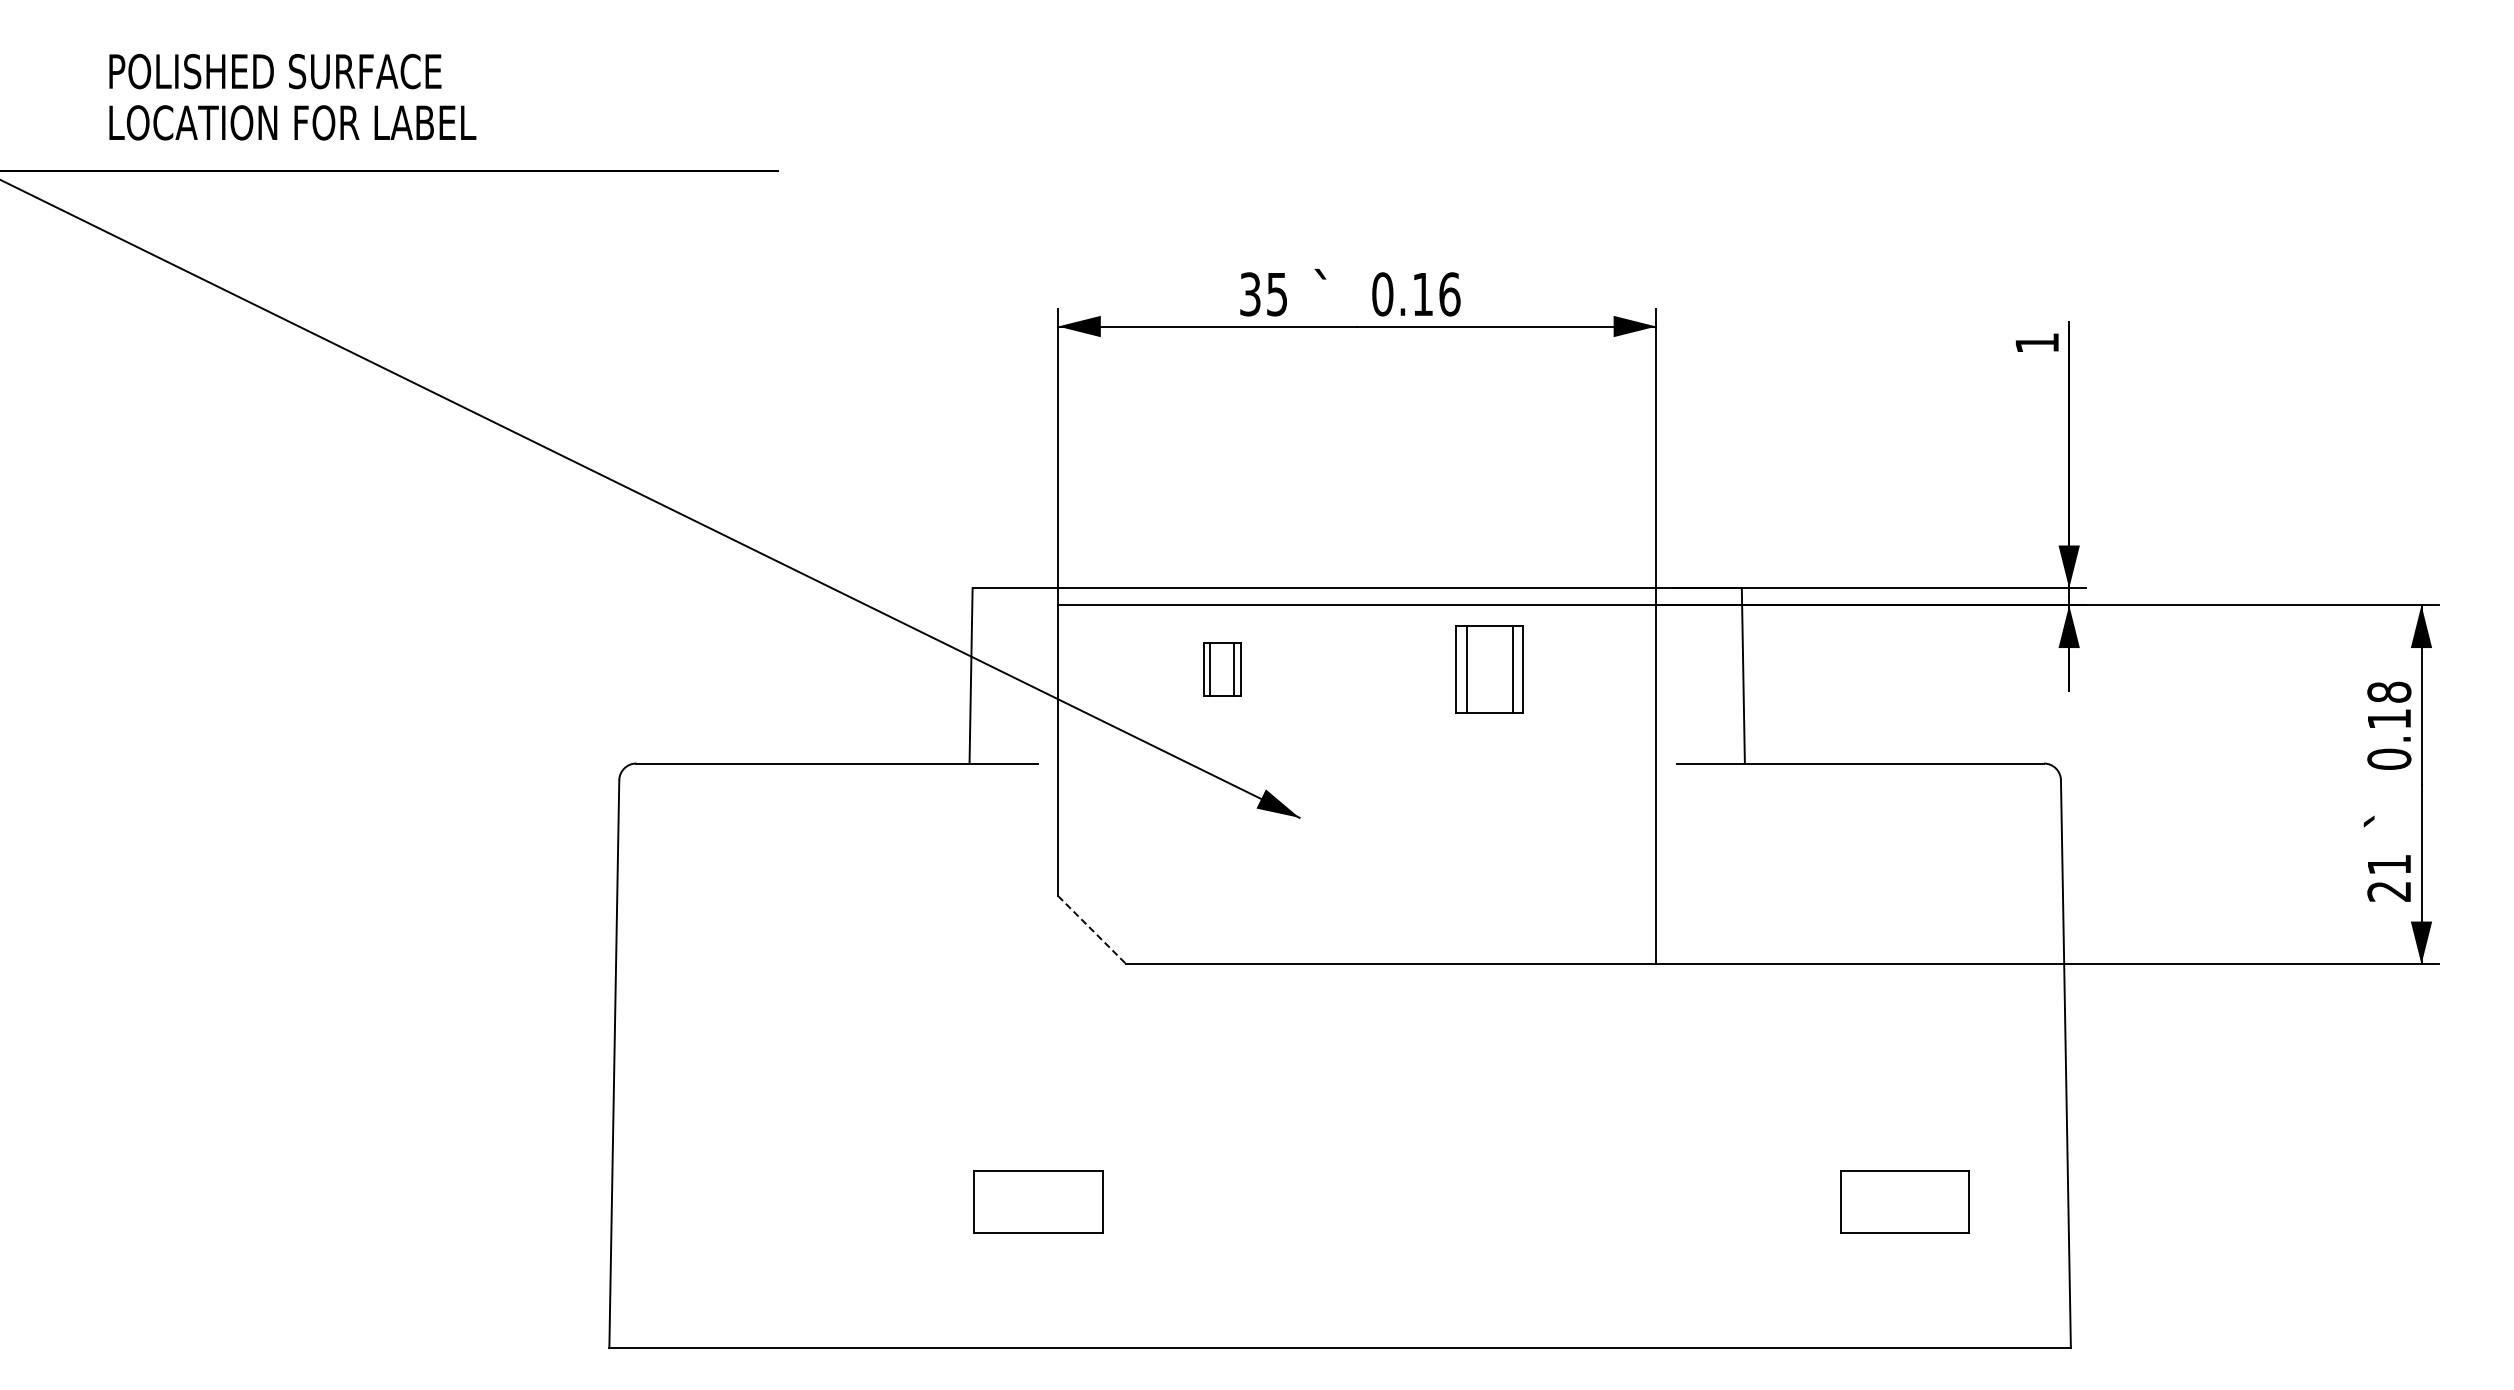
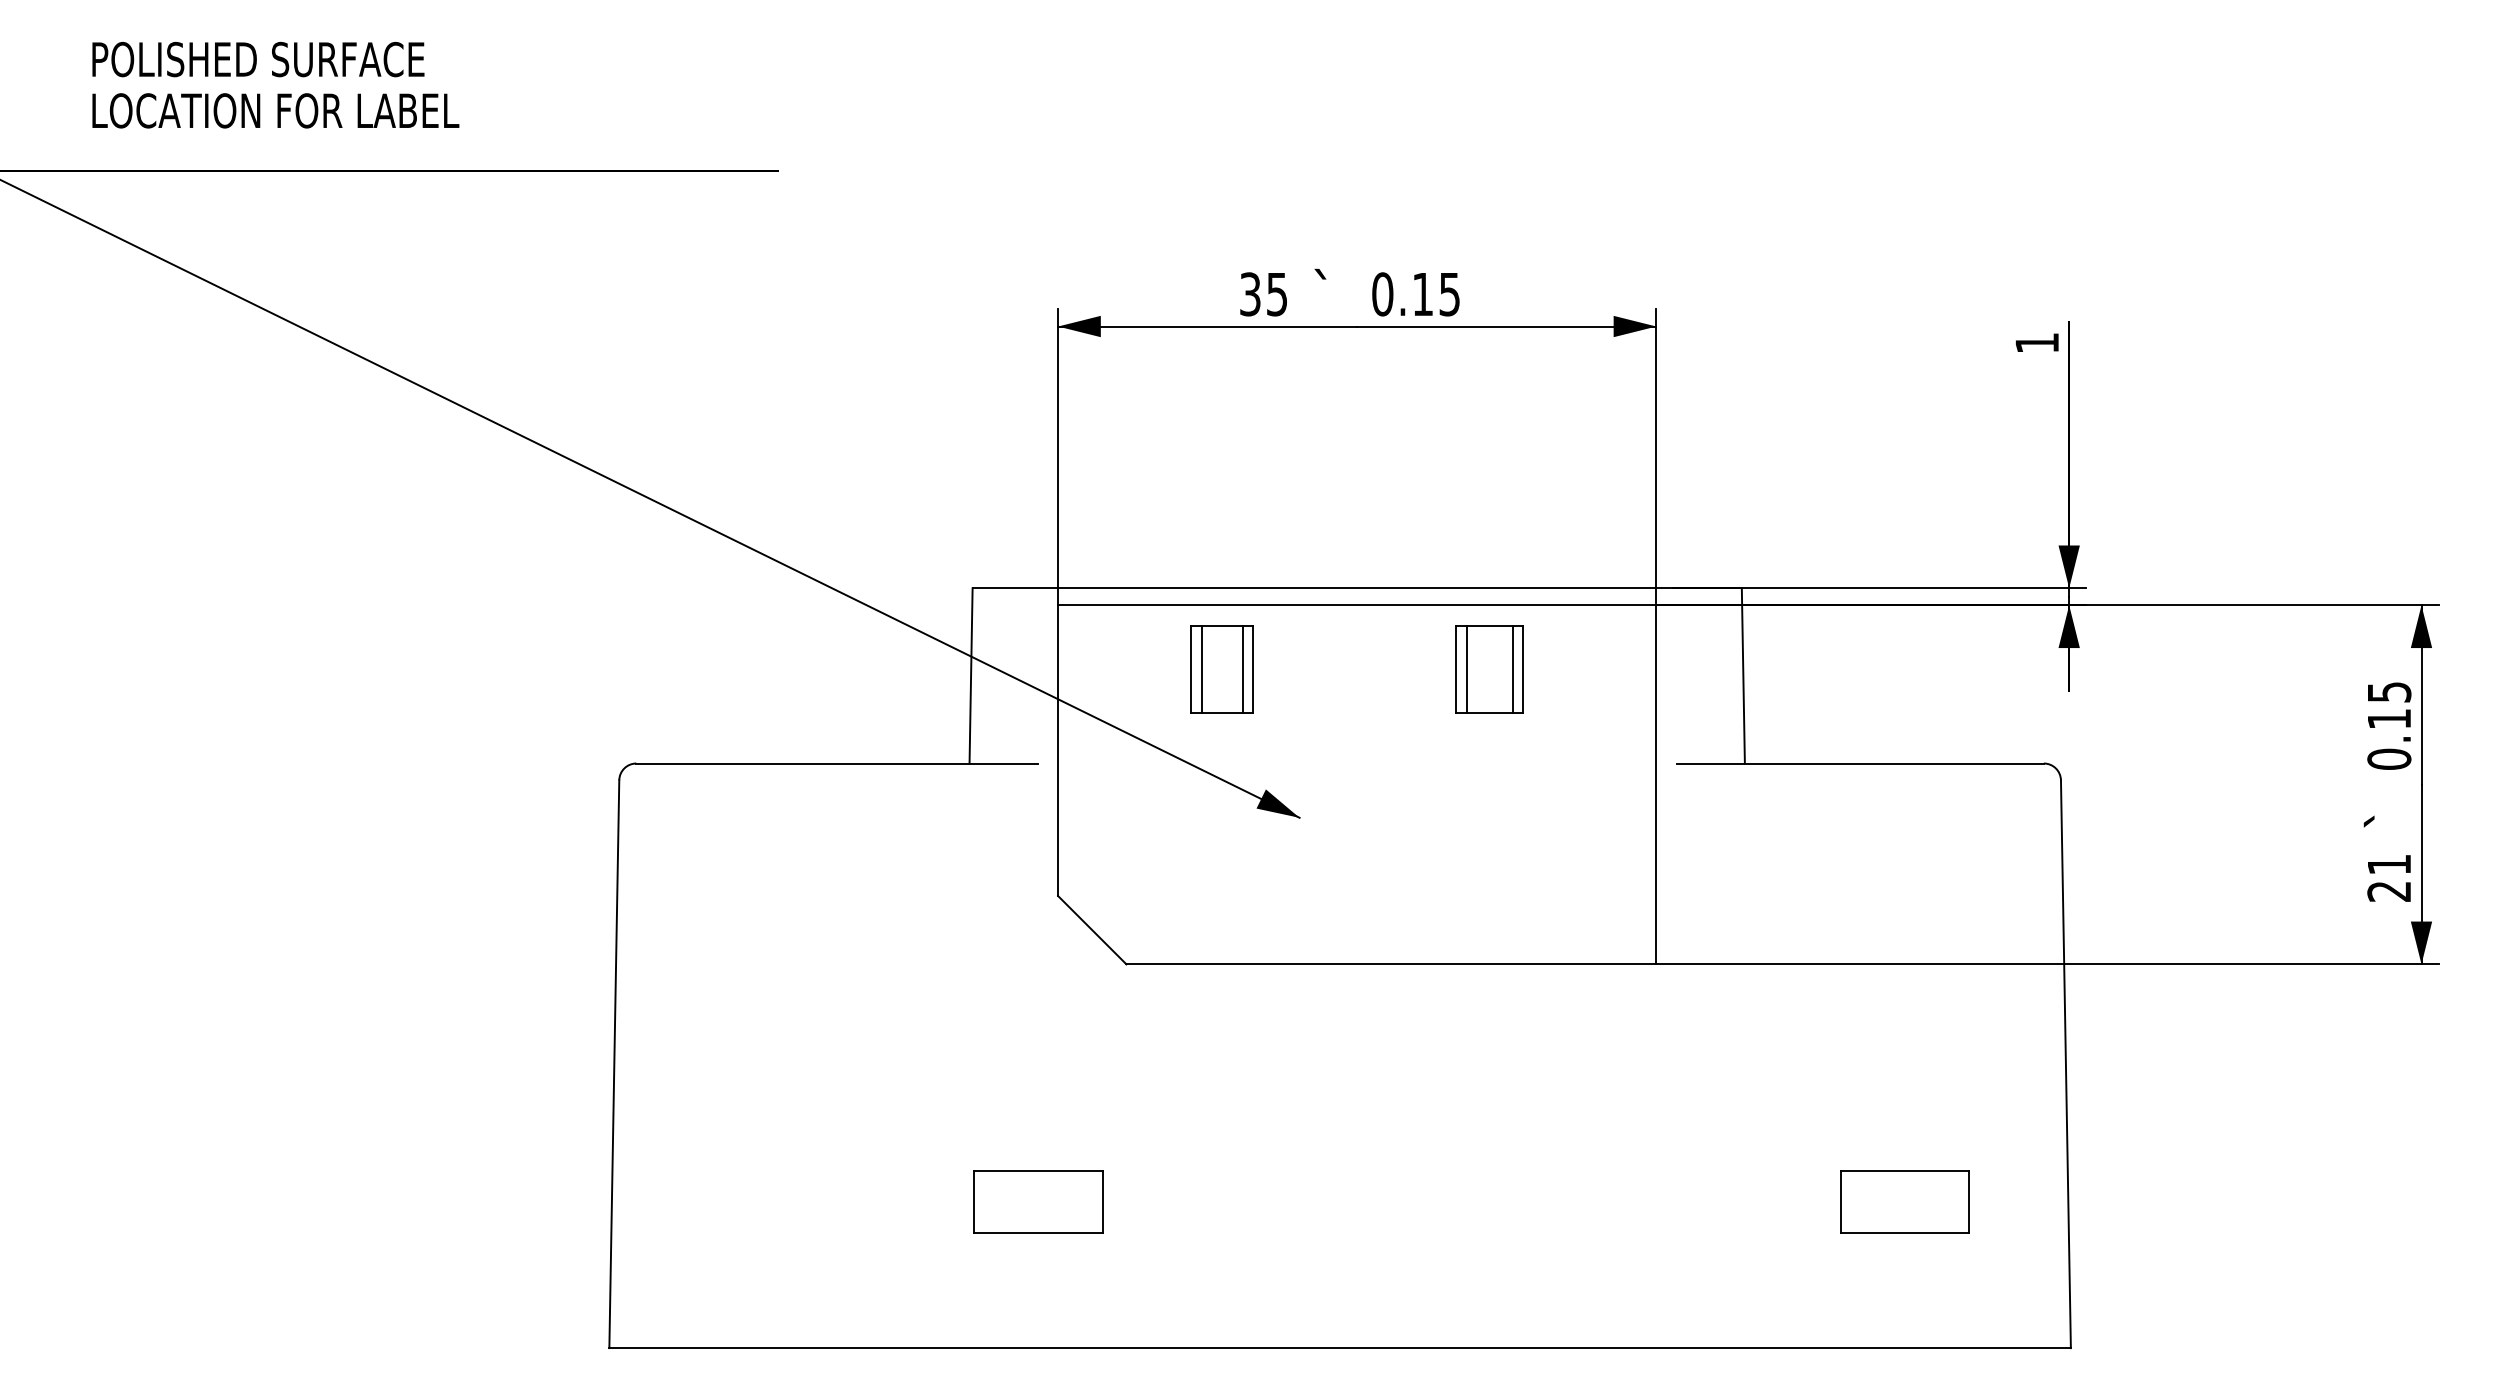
text position: (292, 96) -> (275, 84) (275, 84)
text: 0.16 -> 0.15 (1449, 294)
part size: 39x55 px -> 64x89 px (1221, 669)
text: 0.18 -> 0.15 (2389, 691)
line: dashed -> solid (1092, 930)
